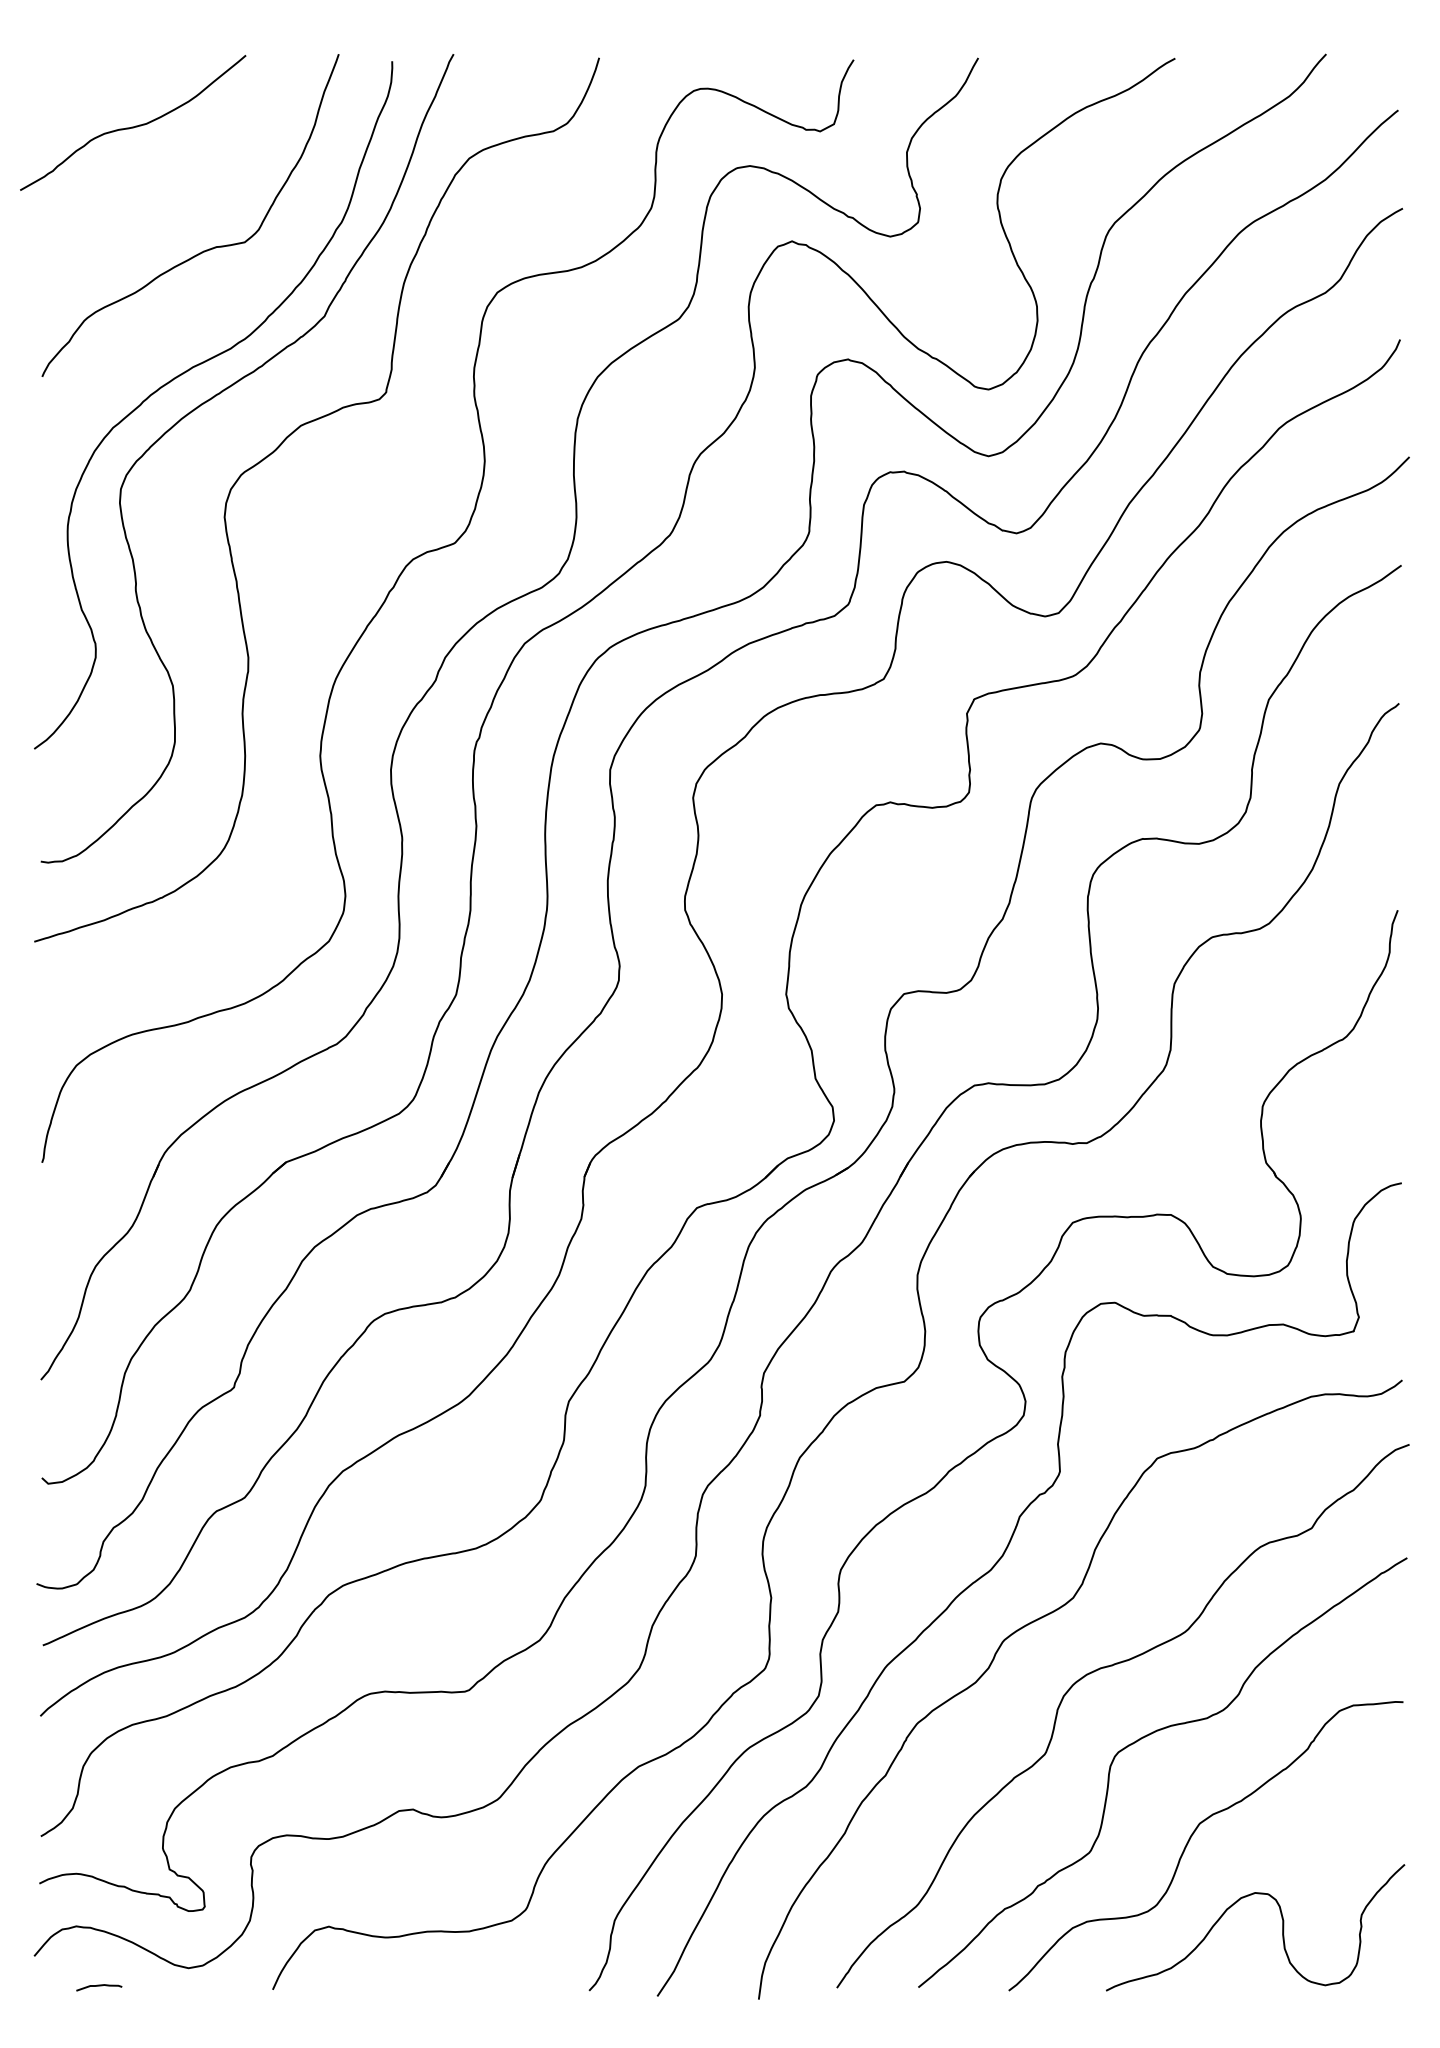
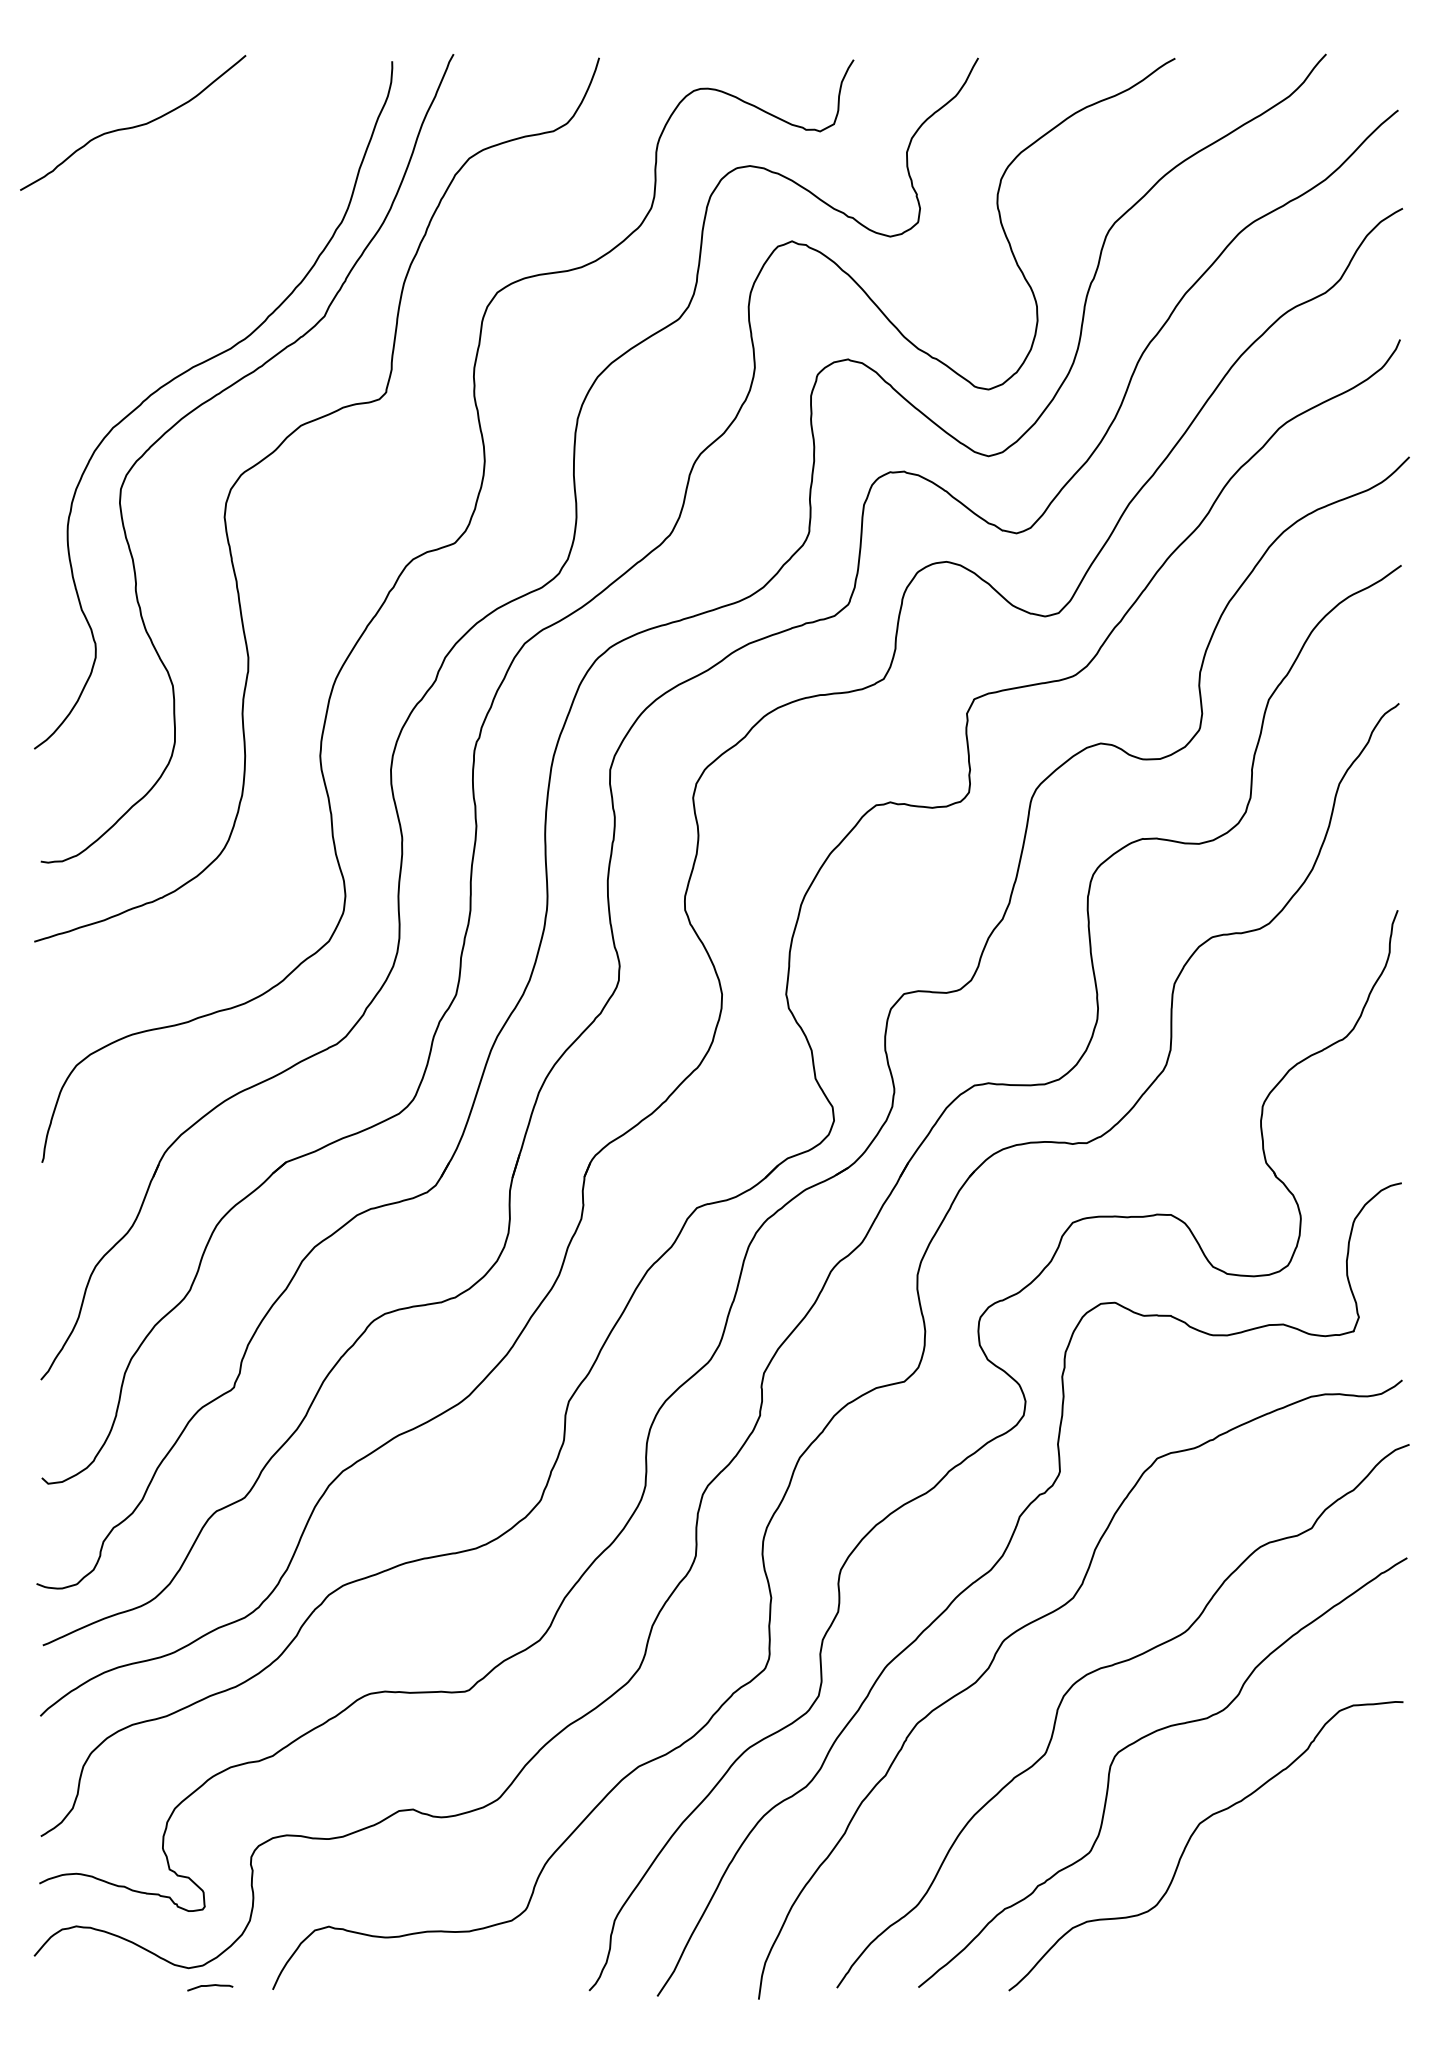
curve: present -> none (203, 250)
curve: present -> none (1282, 1927)
curve position: (99, 1986) -> (210, 1986) (210, 1986)
